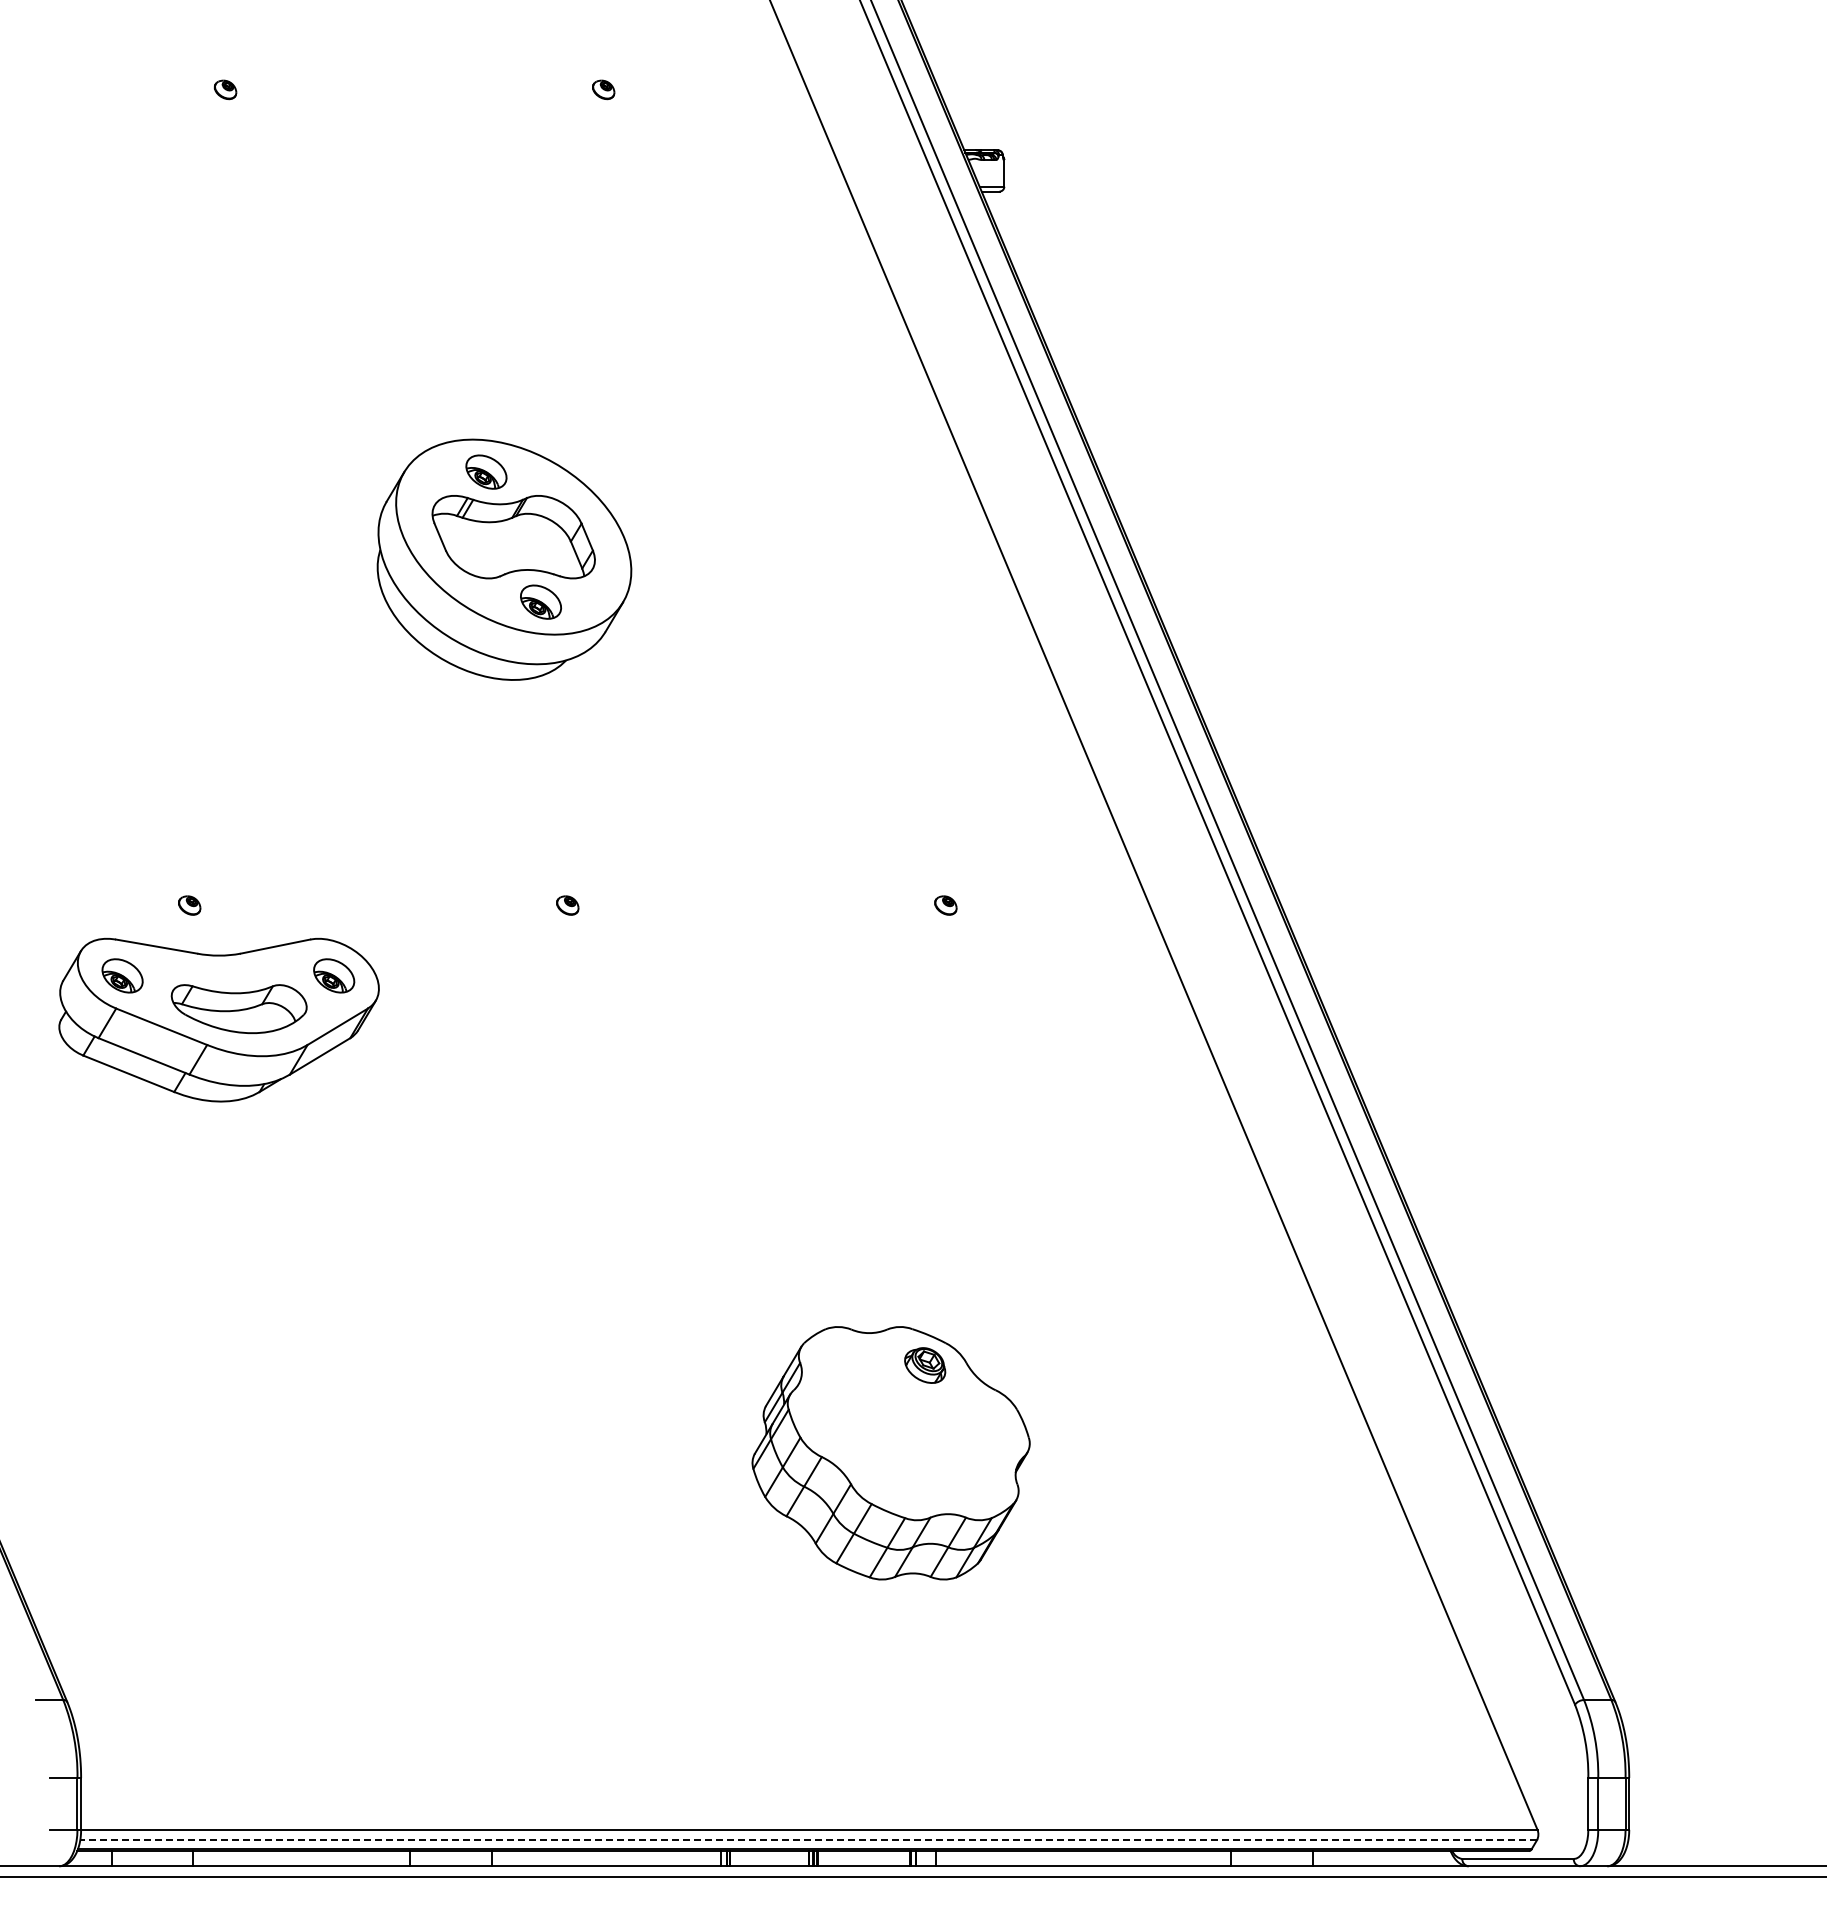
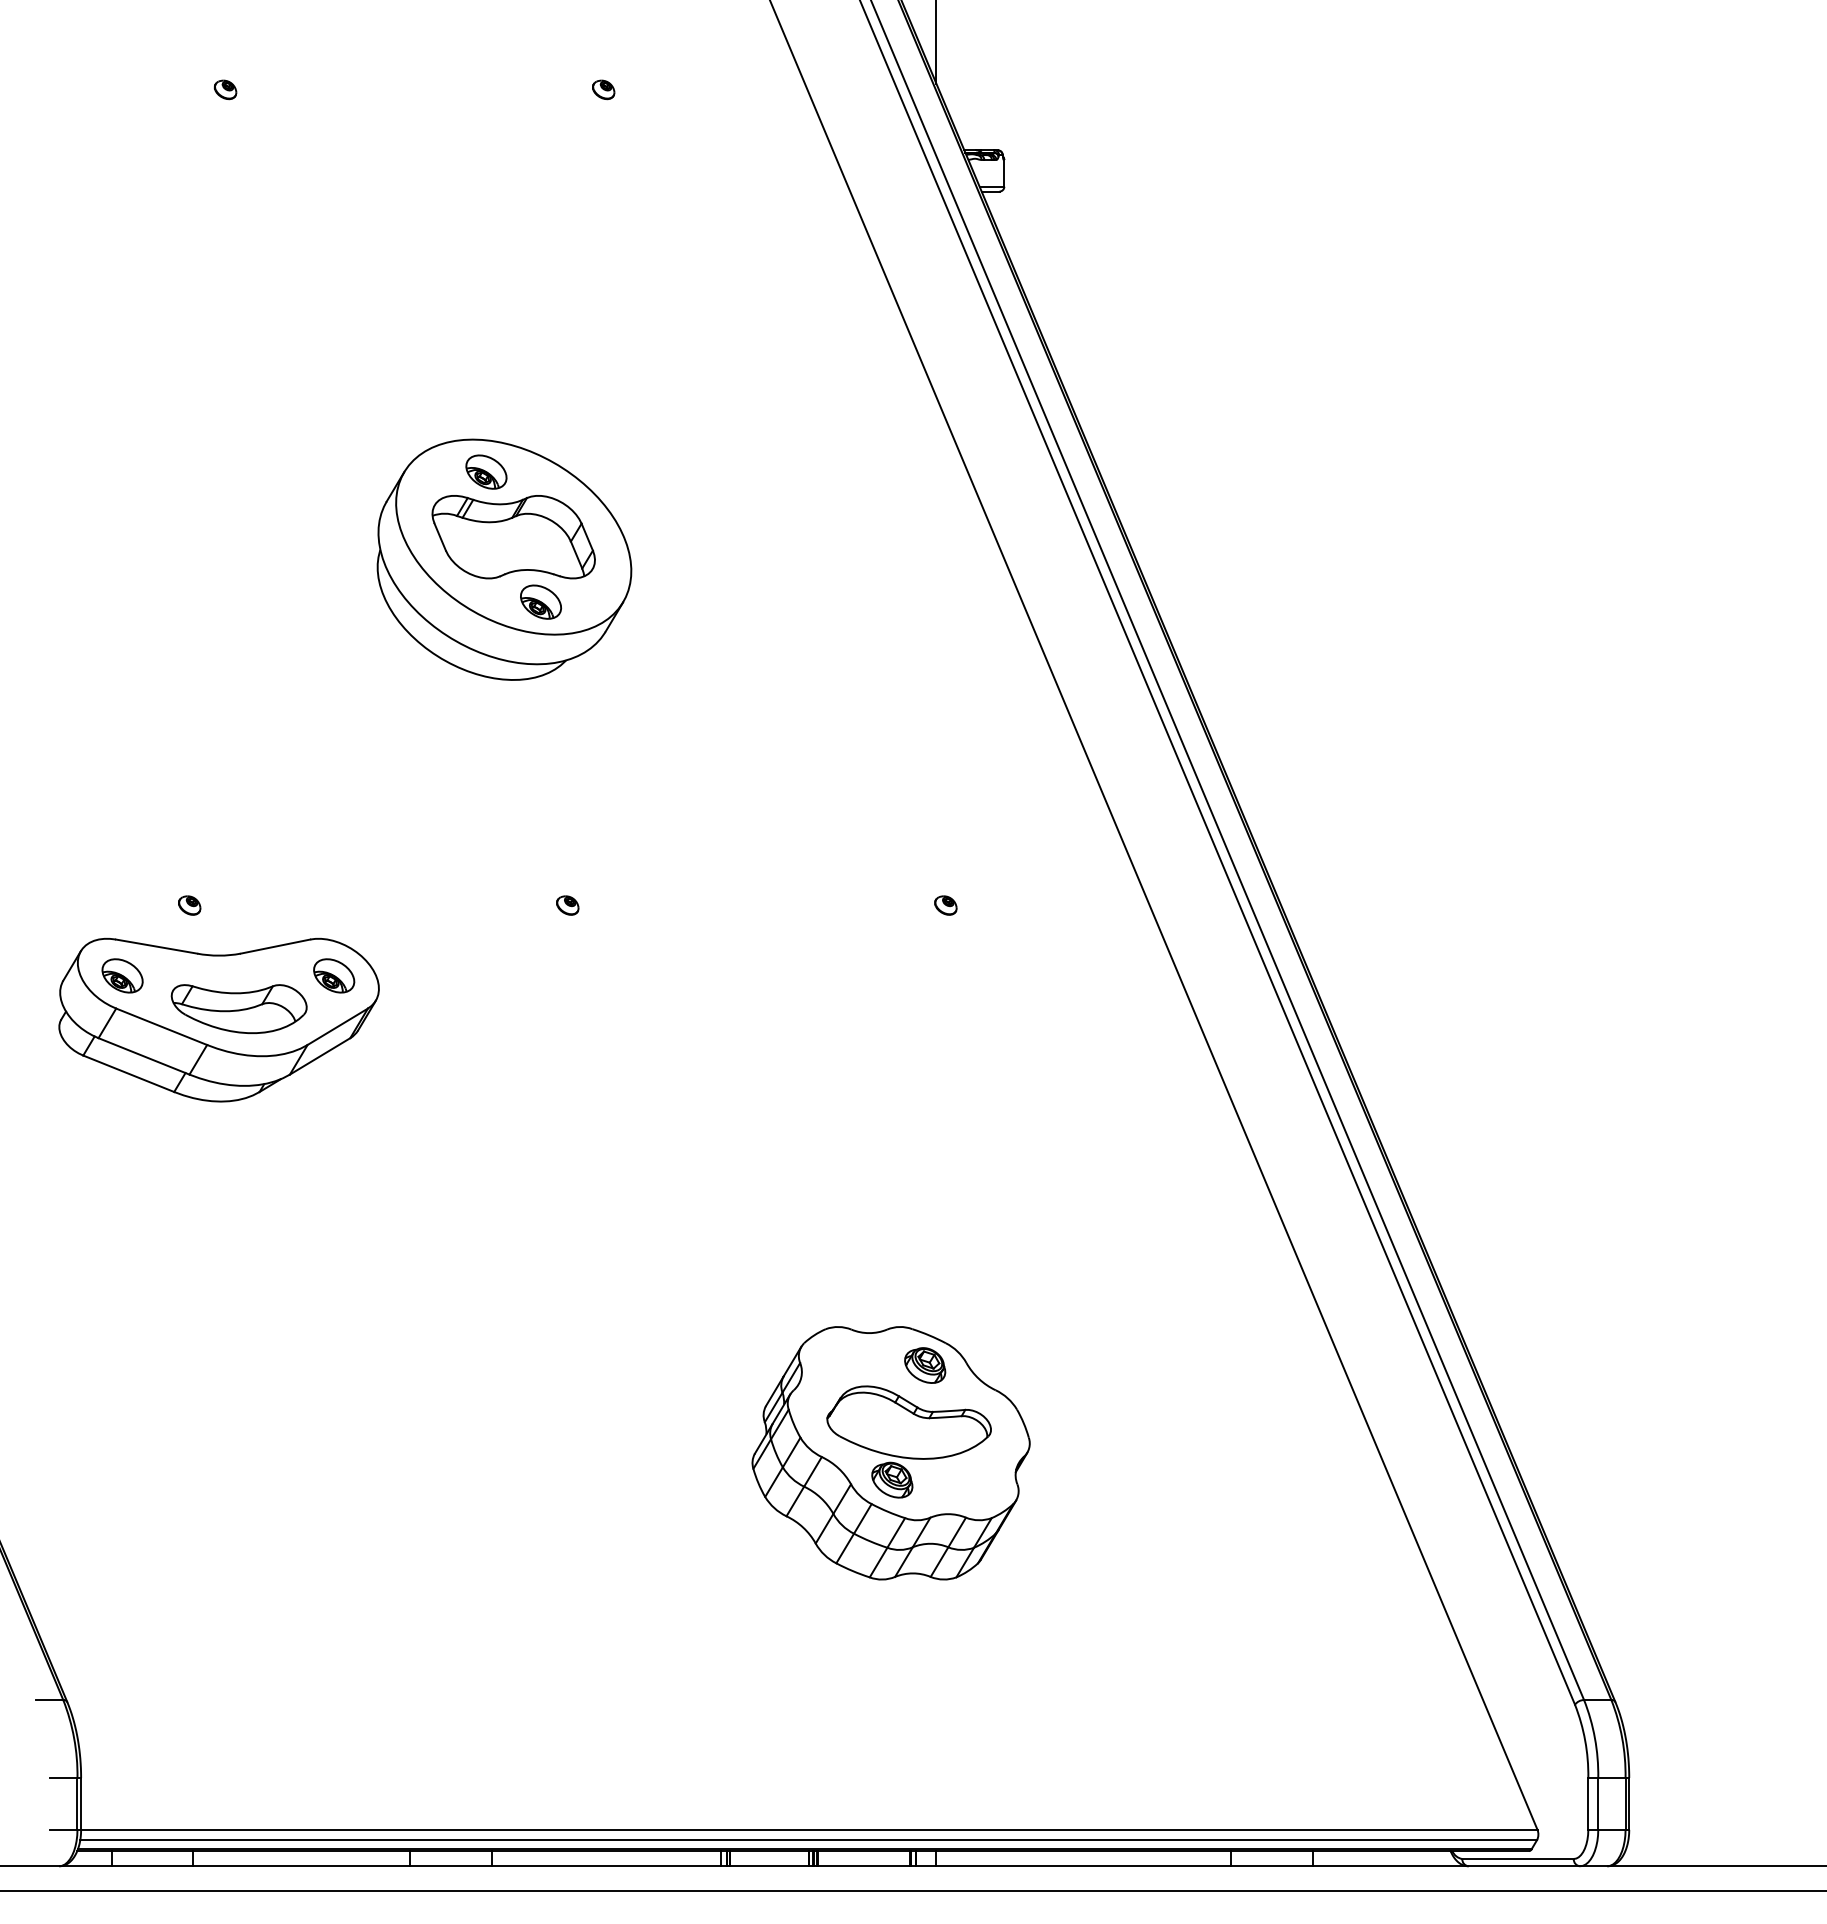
line: none -> present (936, 42)
part: none -> present (908, 1441)
line: dashed -> solid (808, 1840)
line position: (912, 1876) -> (912, 1890) (912, 1890)
